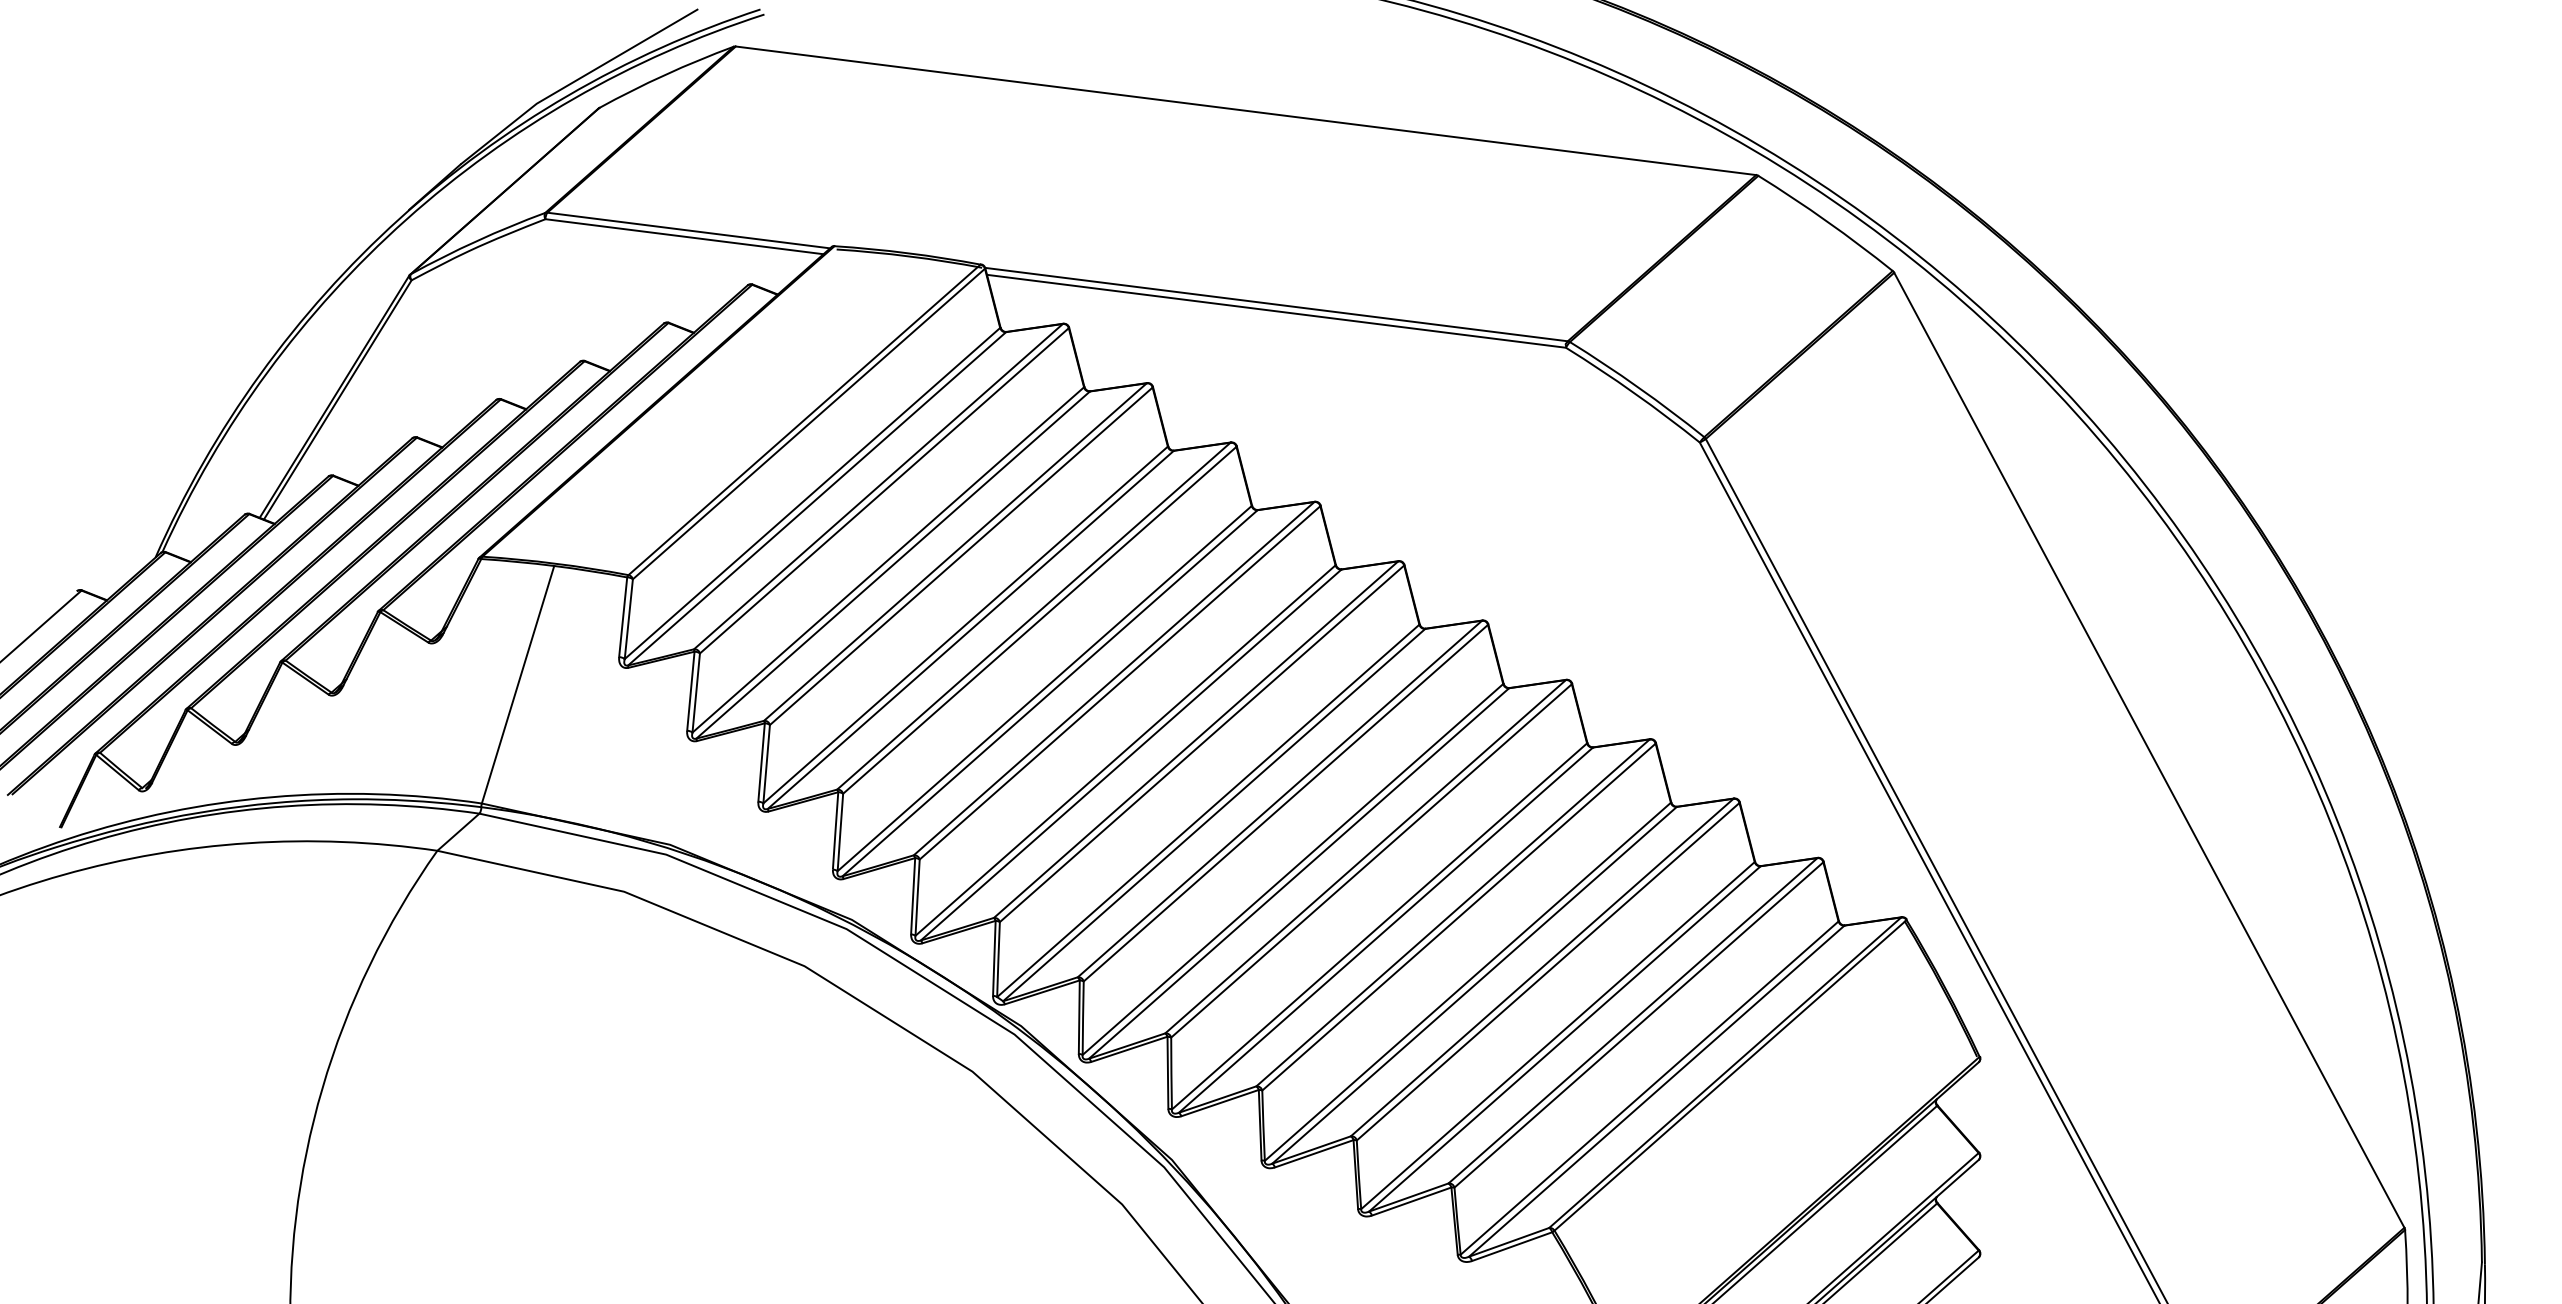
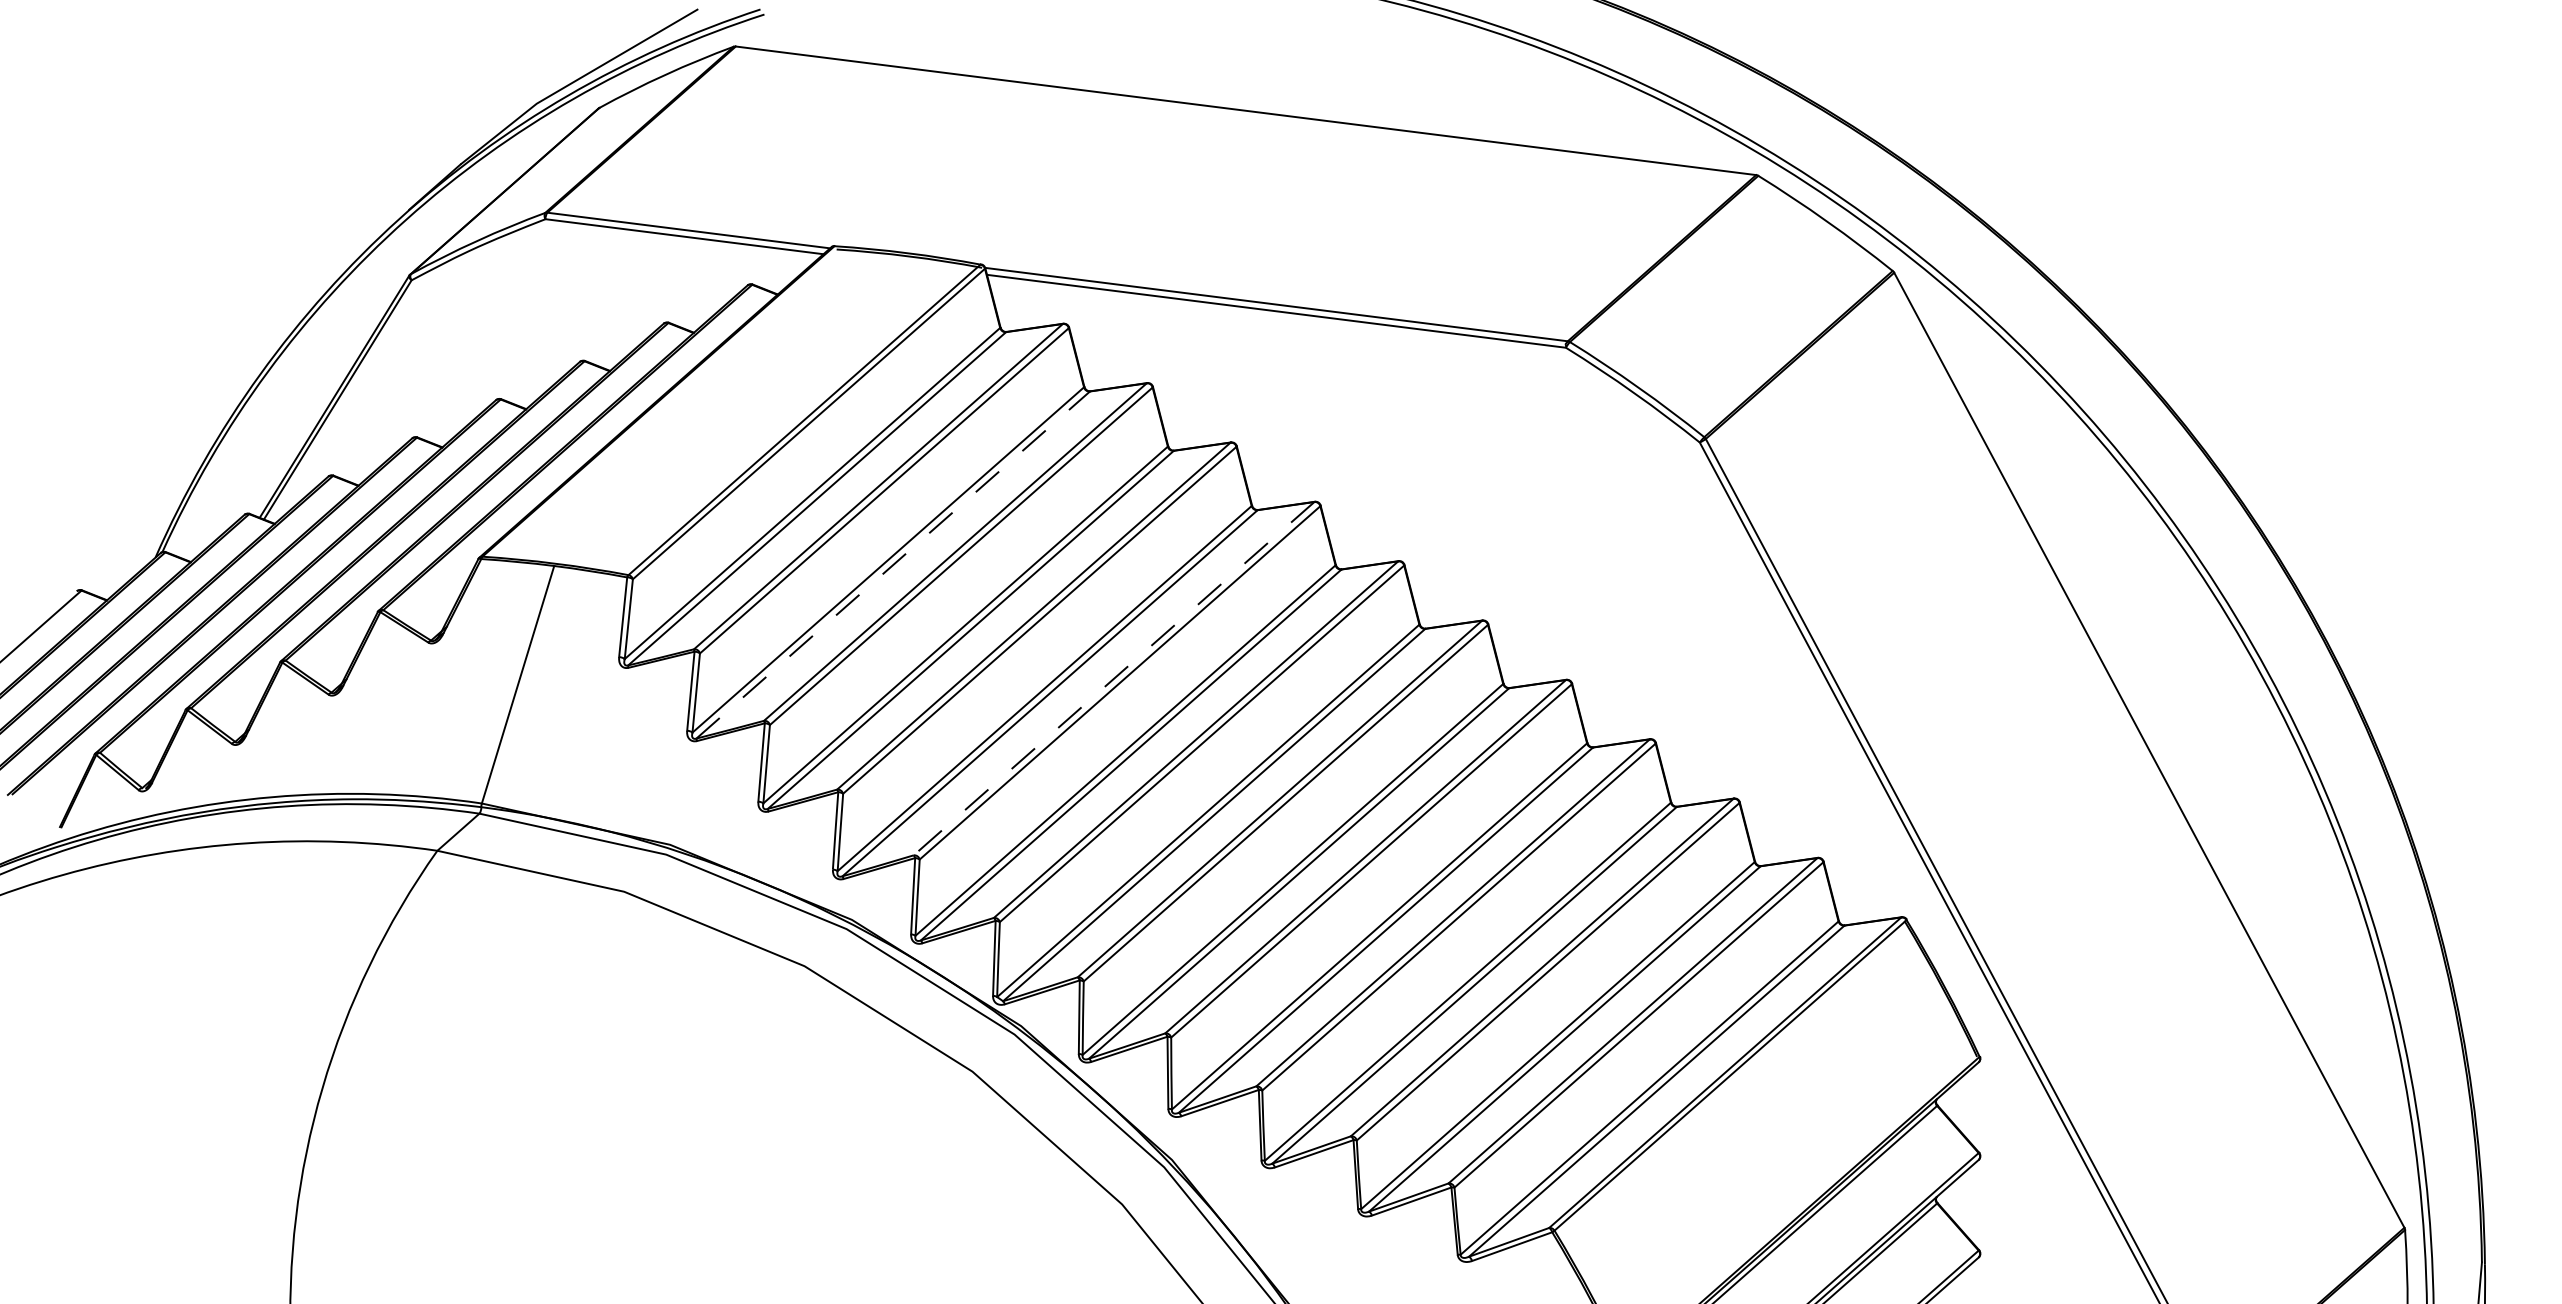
line: solid -> dashed (893, 564)
line: solid -> dashed (1113, 679)
